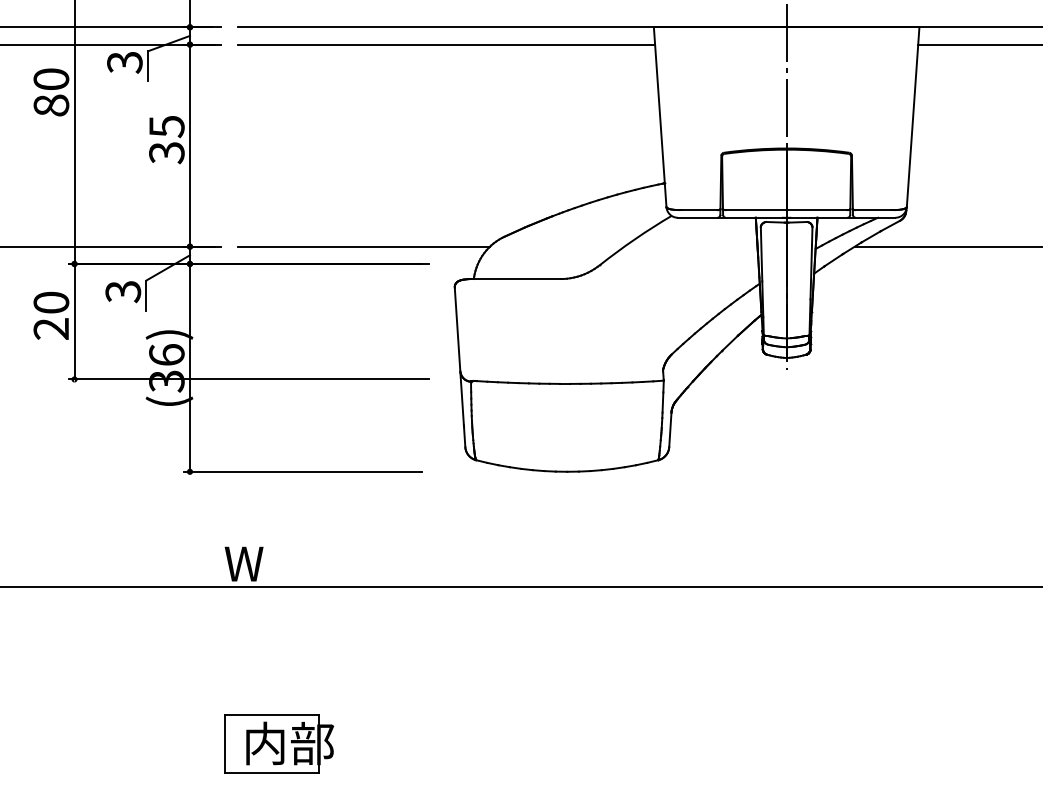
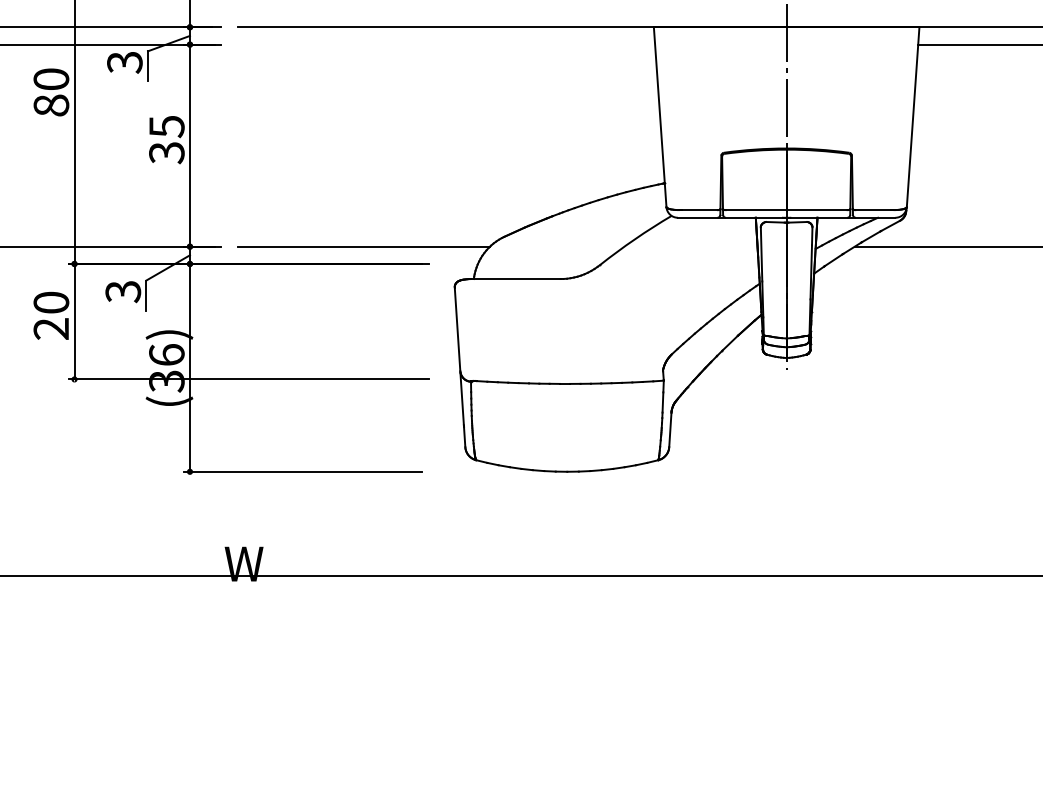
line: present -> none (446, 44)
line position: (520, 587) -> (520, 576) (520, 576)
part: present -> none (279, 743)
